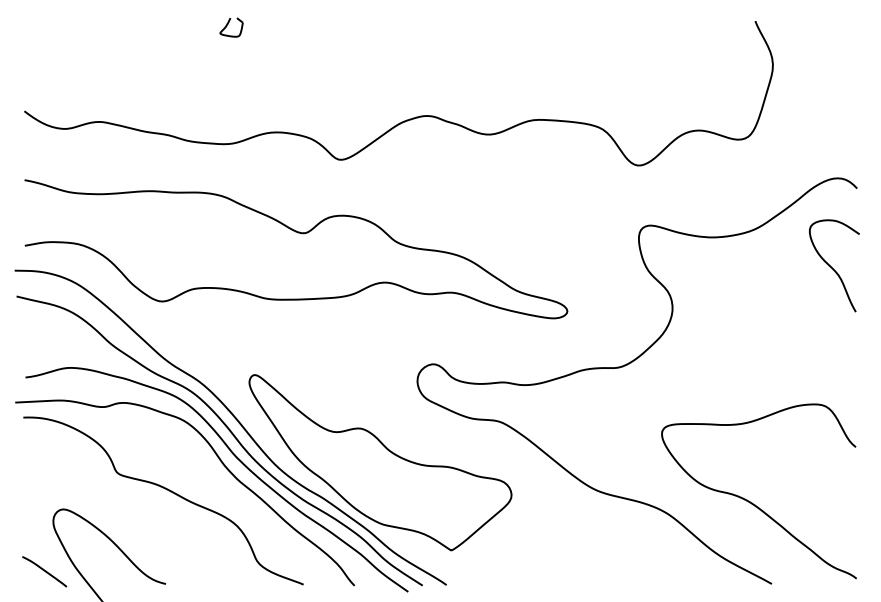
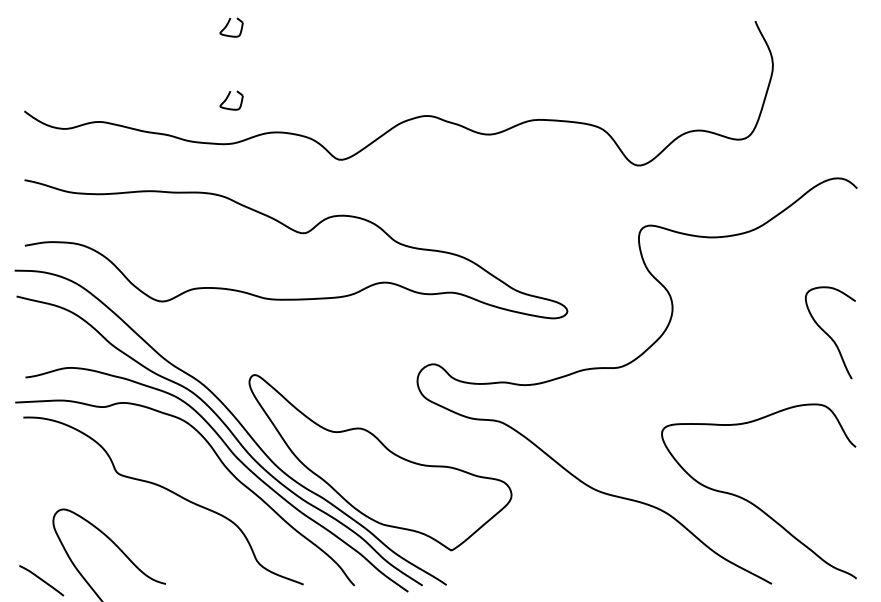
part: none -> present (231, 100)
curve position: (832, 267) -> (828, 334) (828, 334)
curve position: (44, 571) -> (41, 580) (41, 580)
